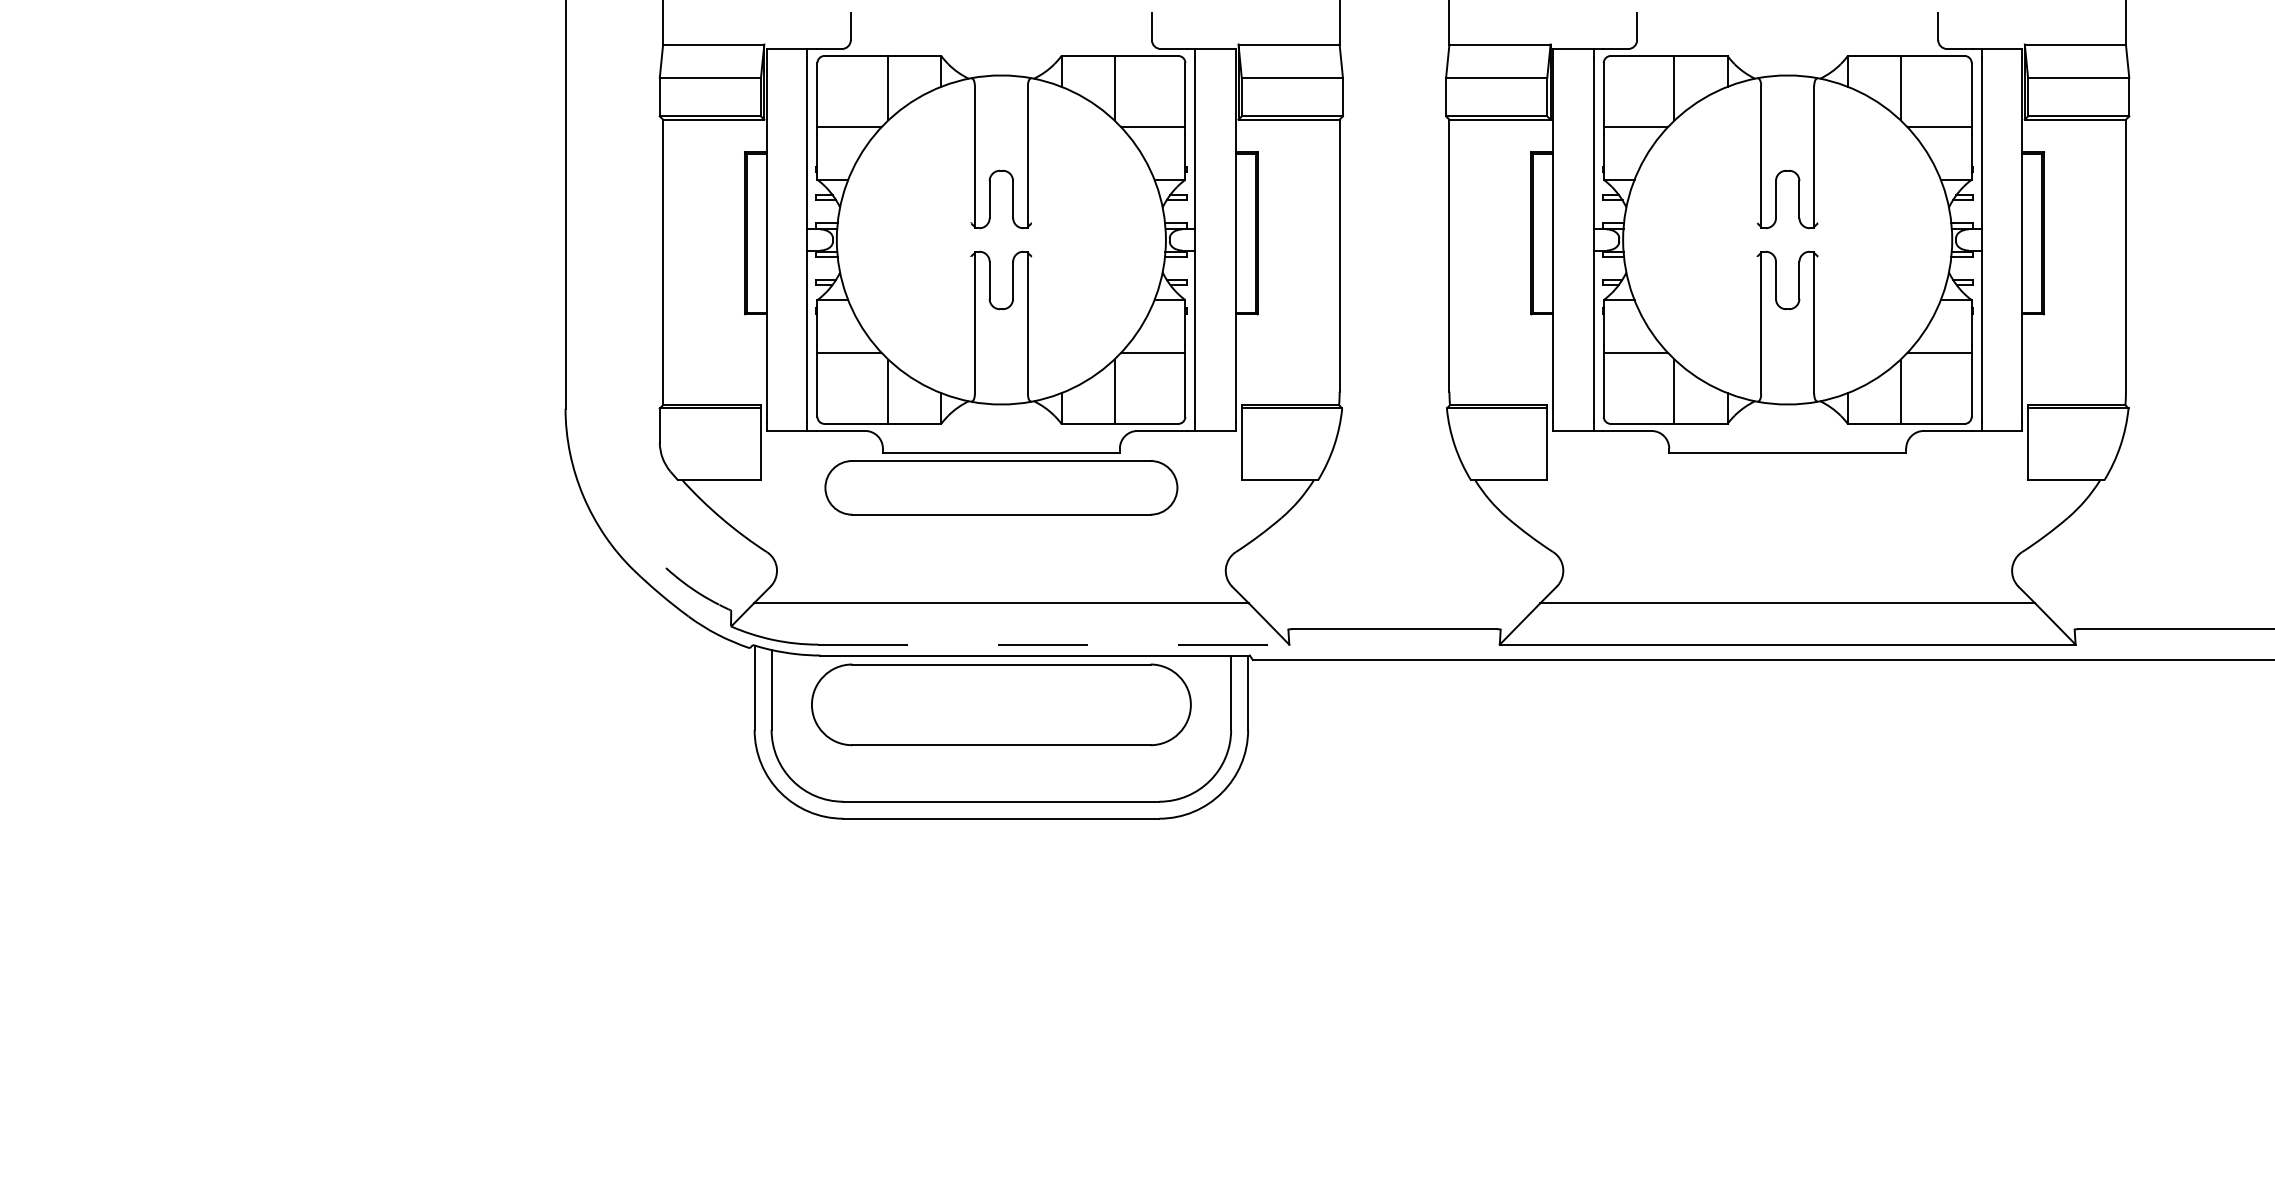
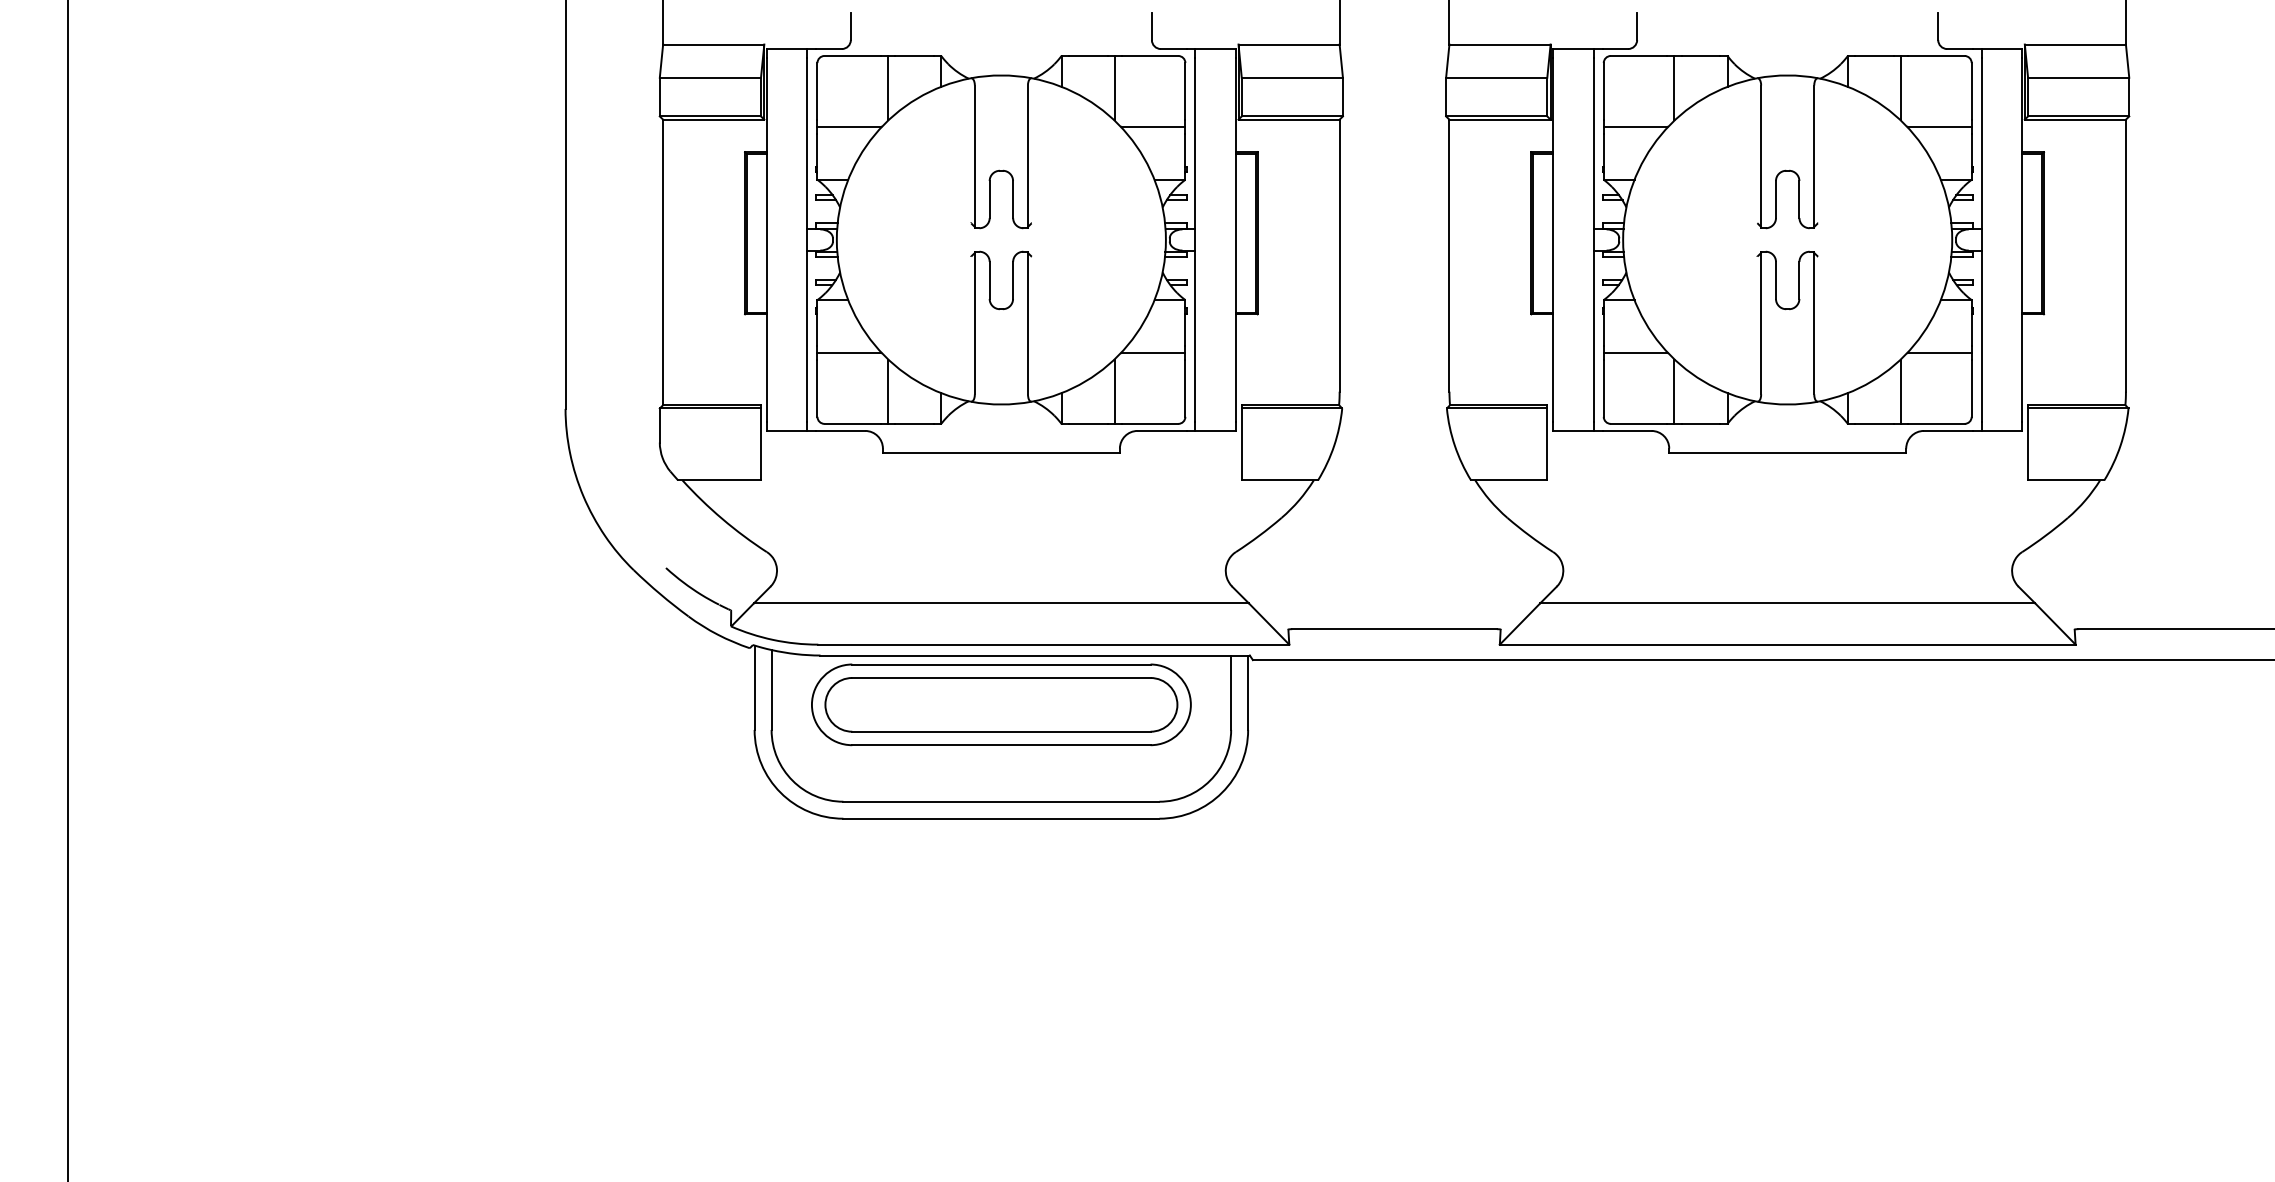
part position: (1001, 487) -> (1001, 704) (1001, 704)
line: none -> present (68, 590)
line: dashed -> solid (1054, 644)
